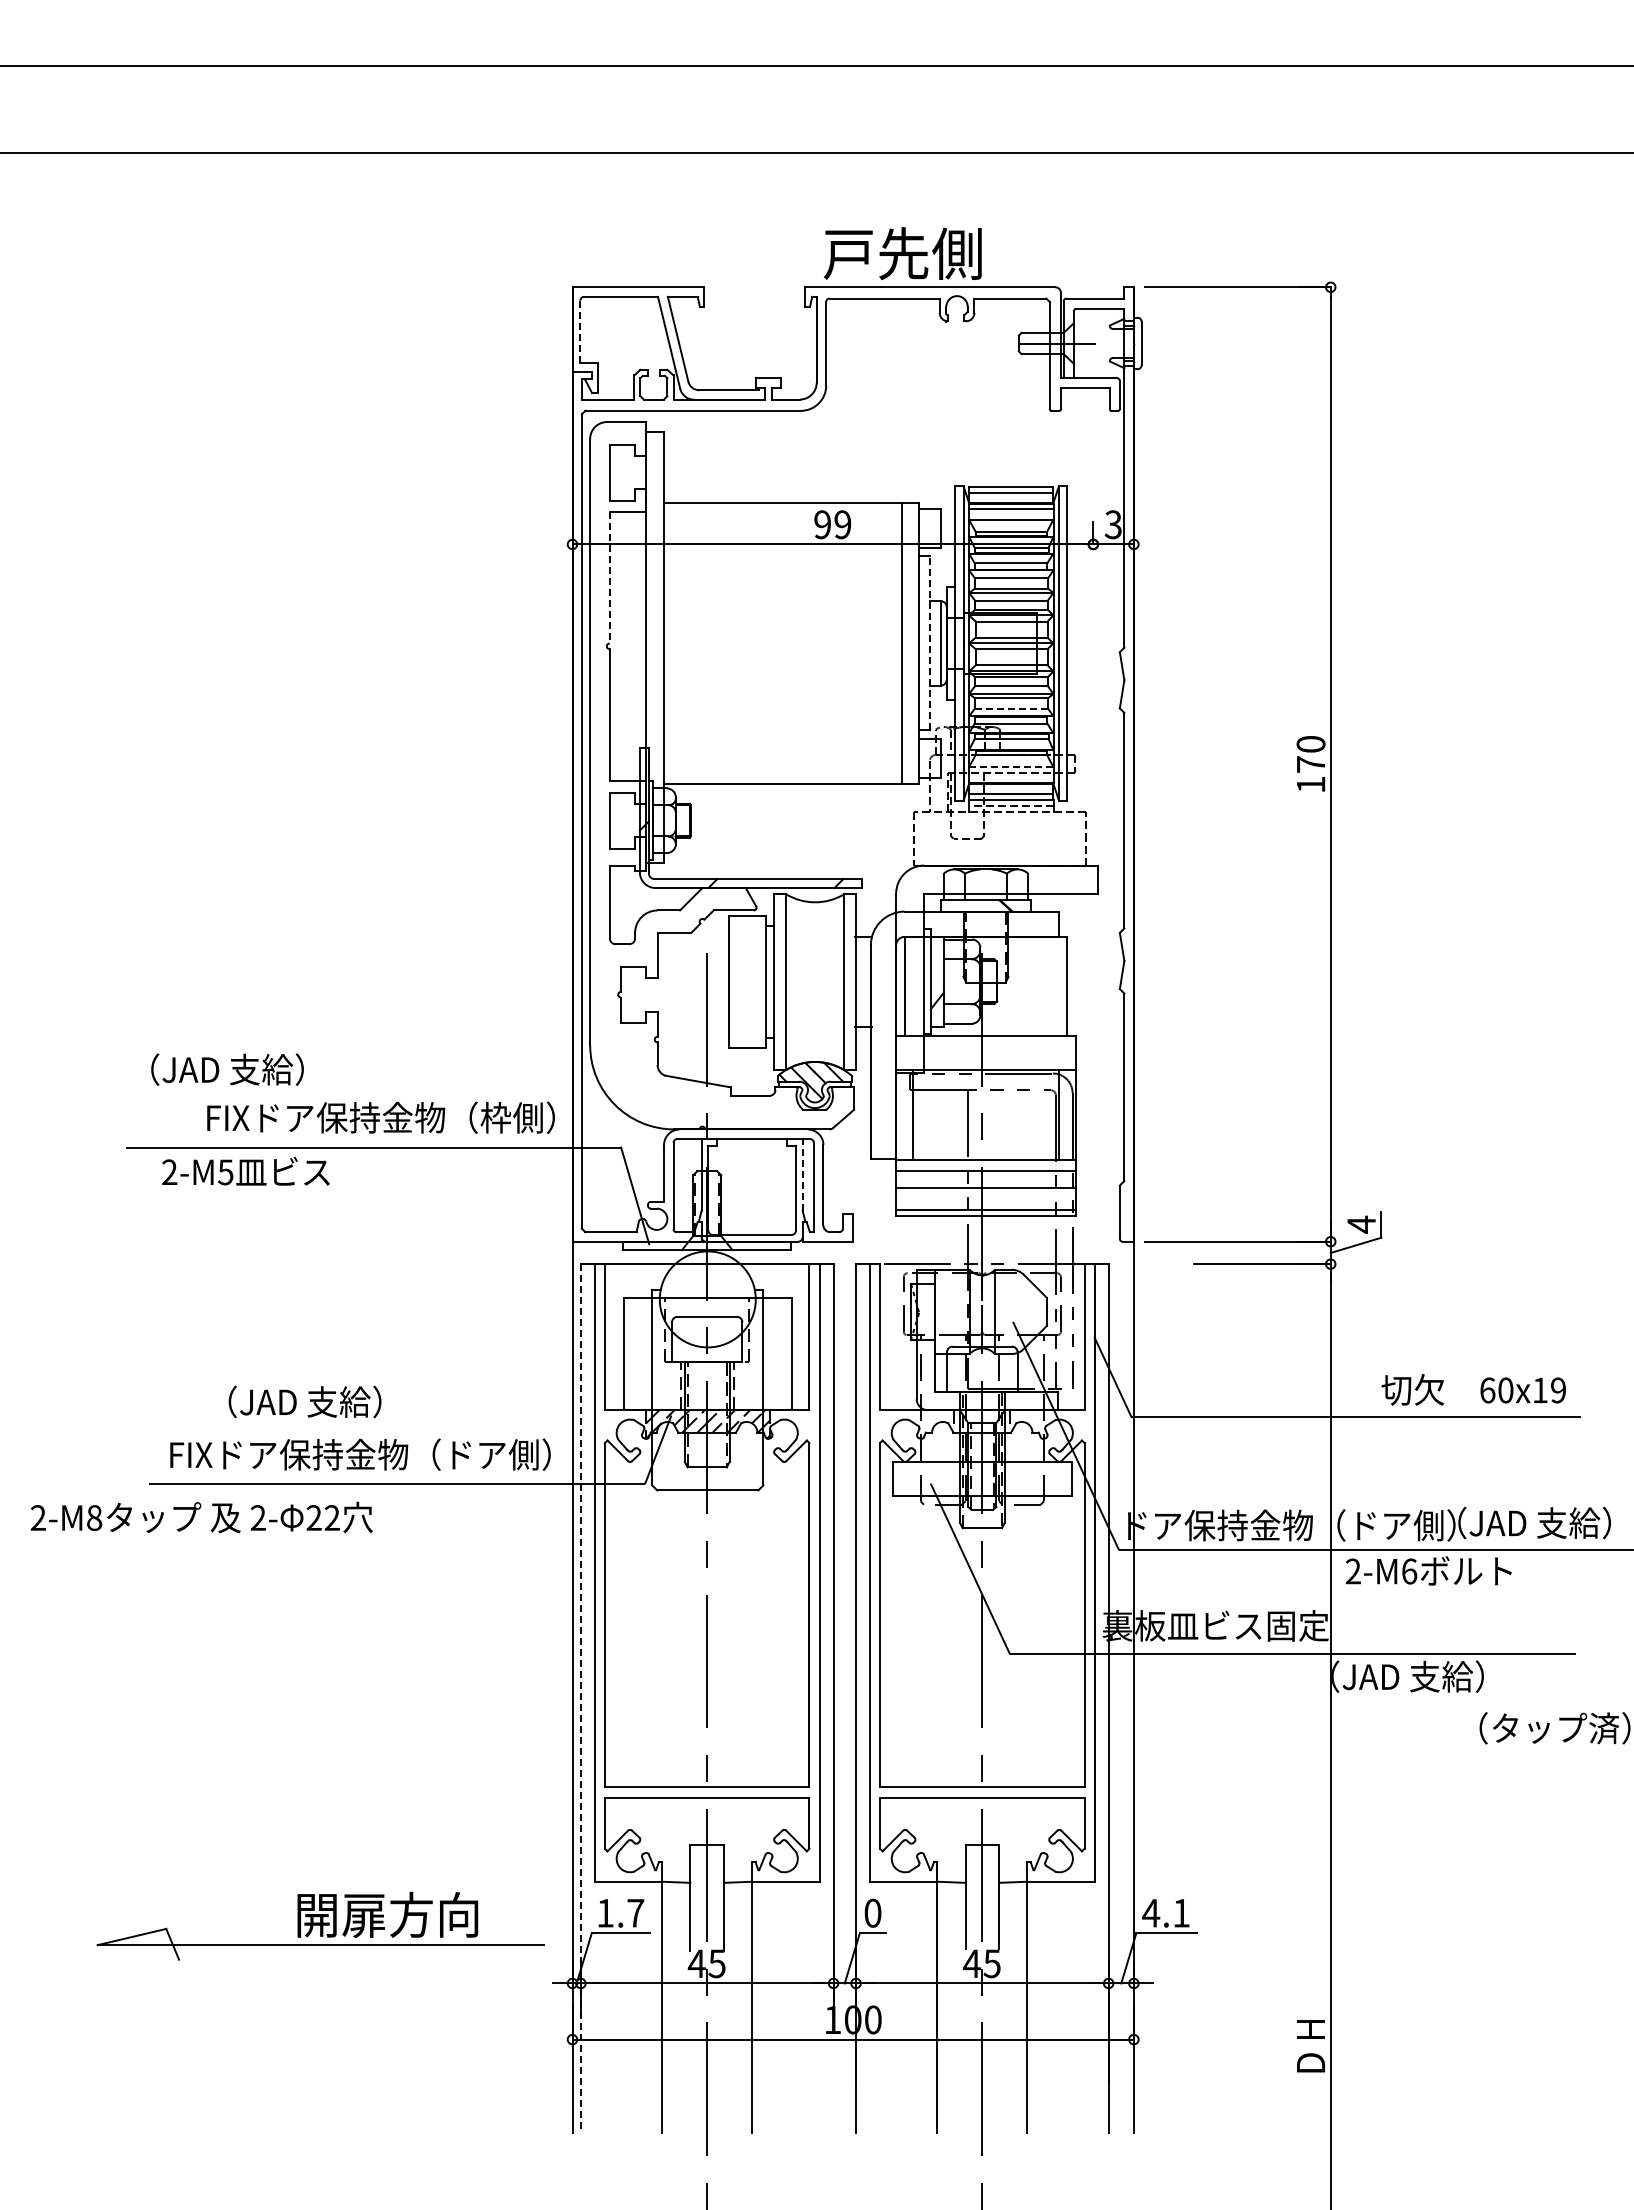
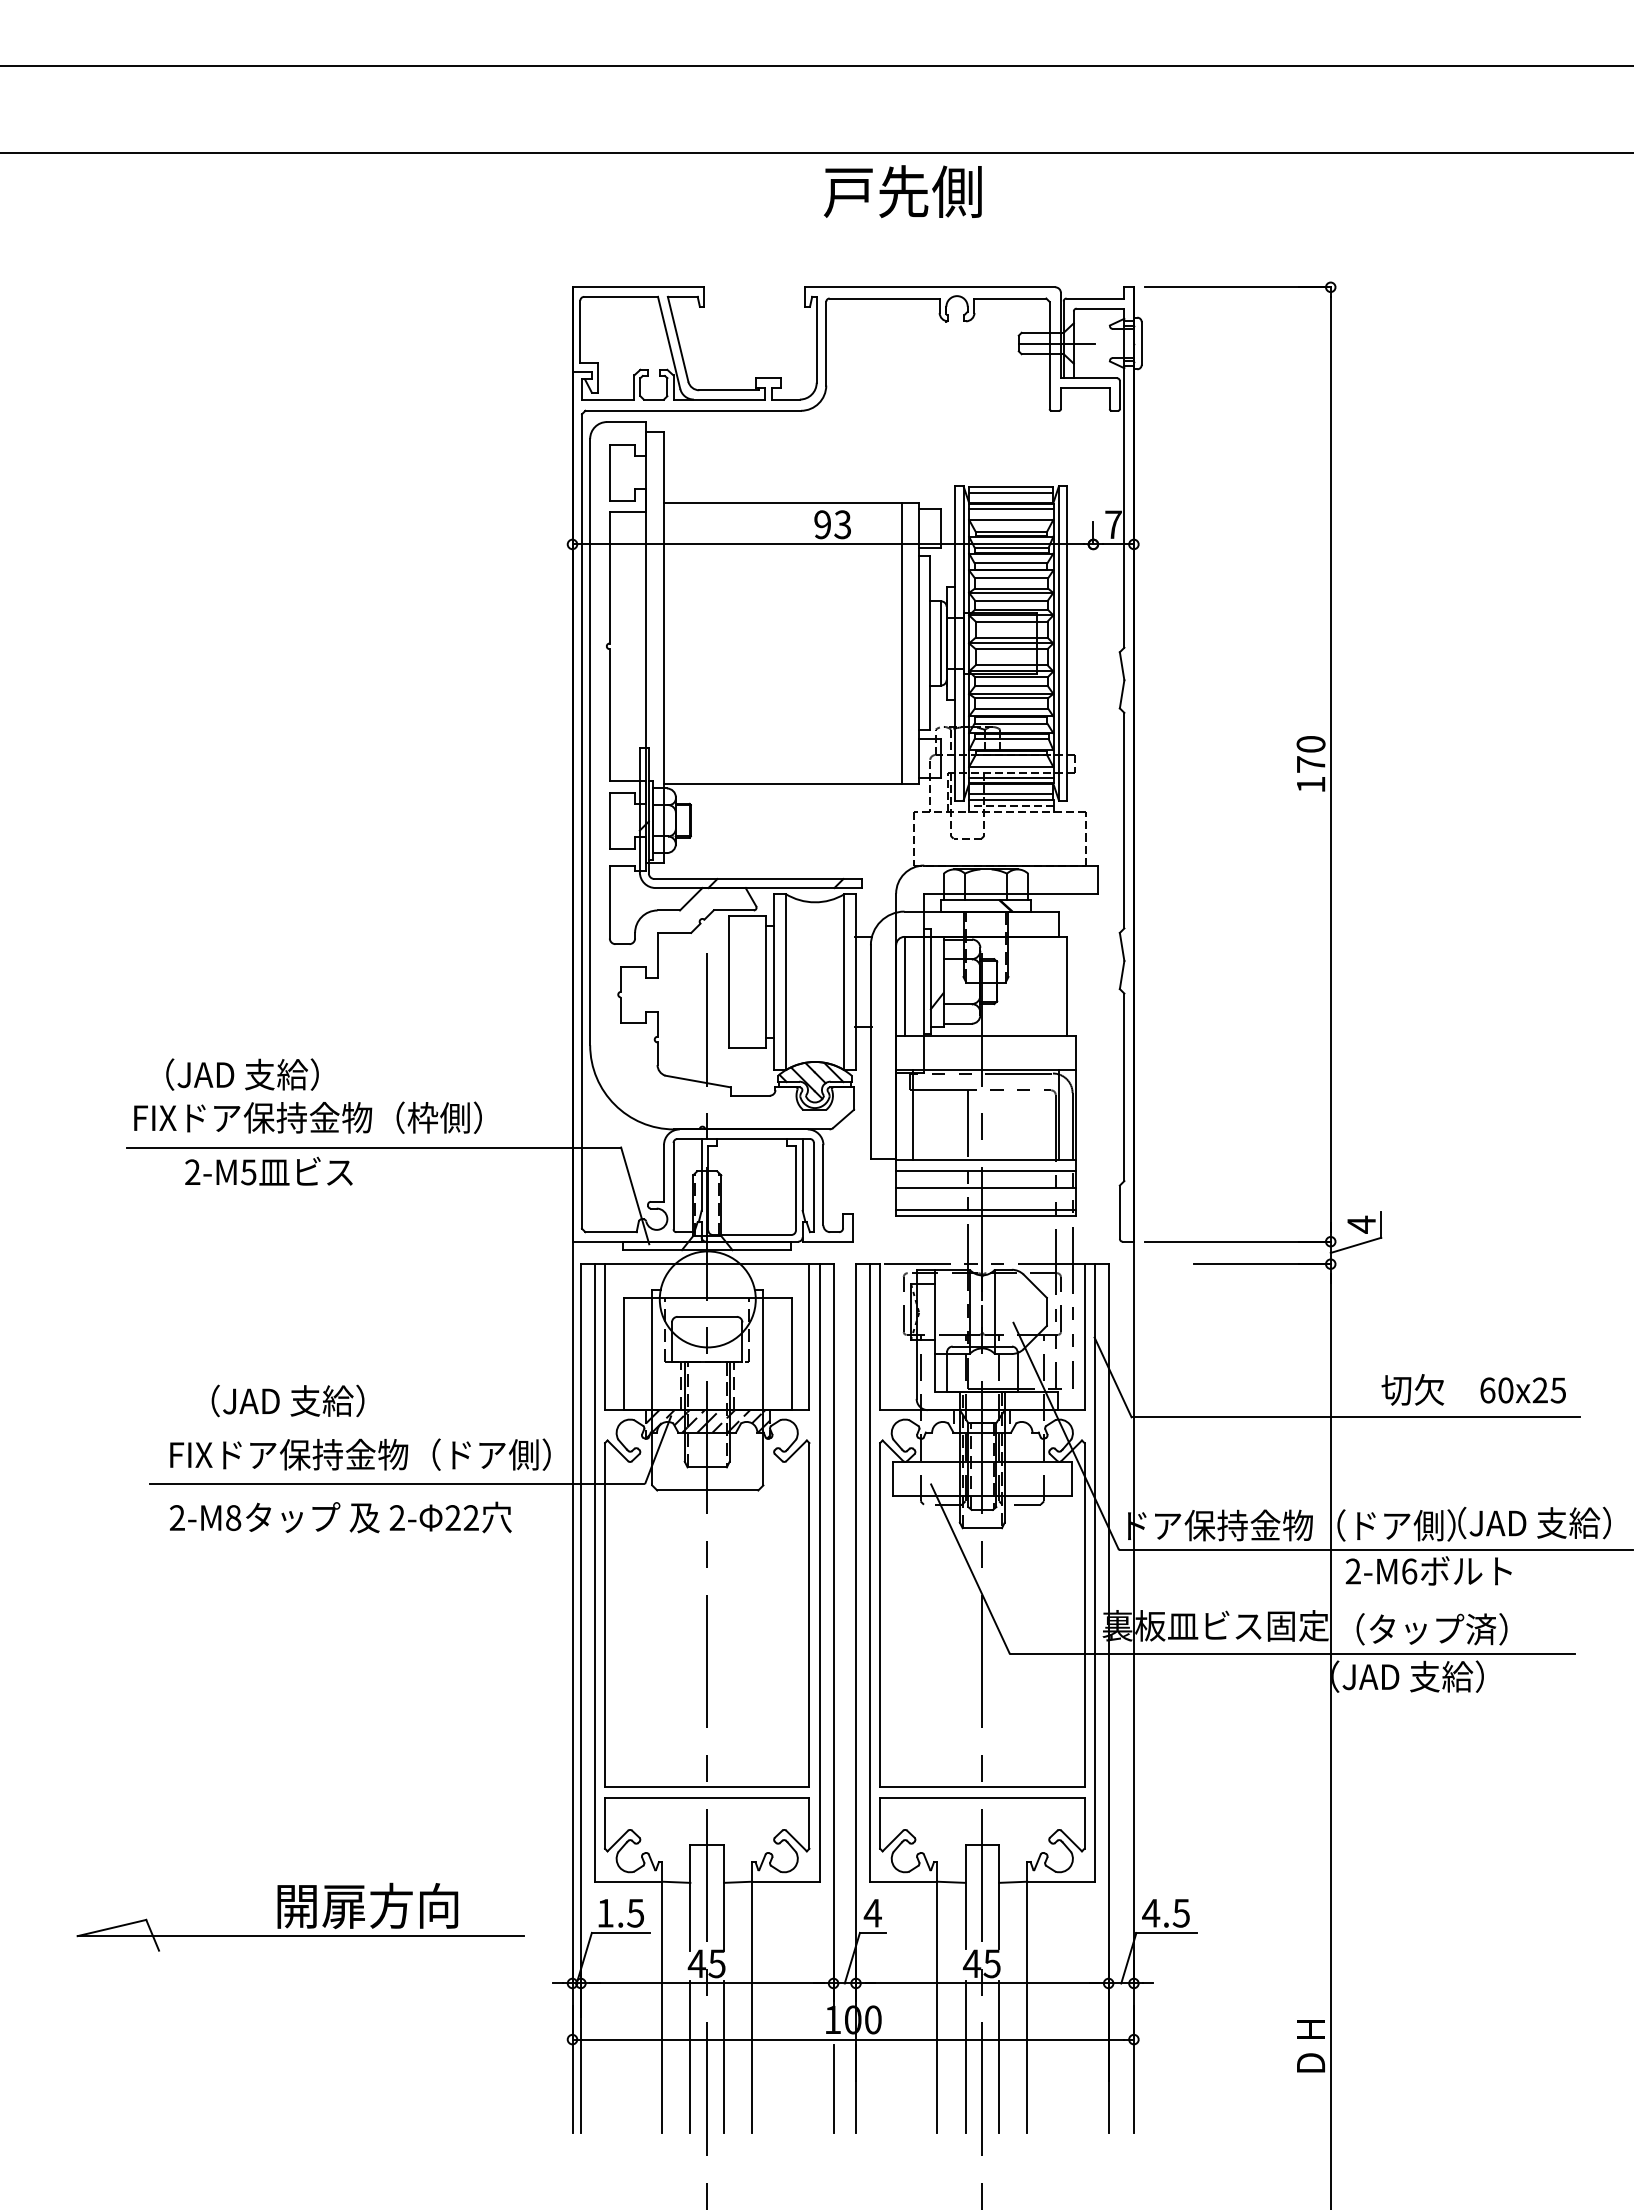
text position: (902, 253) -> (902, 191) (902, 191)
line: dashed -> solid (580, 331)
text: 99 -> 93 (842, 524)
text: 3 -> 7 (1112, 524)
line: dashed -> solid (609, 577)
line: dashed -> solid (929, 642)
line: dashed -> solid (1011, 708)
line: dashed -> solid (1010, 766)
line: none -> present (1011, 778)
text position: (227, 1069) -> (242, 1074) (242, 1074)
text position: (380, 1117) -> (307, 1117) (307, 1117)
text position: (245, 1170) -> (268, 1170) (268, 1170)
line: dashed -> solid (802, 1174)
text: 60x19 -> 60x25 (1548, 1390)
text position: (304, 1401) -> (287, 1400) (287, 1400)
text position: (201, 1517) -> (340, 1517) (340, 1517)
line: dashed -> solid (580, 1699)
text position: (1554, 1728) -> (1431, 1629) (1431, 1629)
text: 0 -> 4 (872, 1912)
text: 1.7 -> 1.5 (635, 1913)
text: 4.1 -> 4.5 (1180, 1913)
part position: (320, 1925) -> (300, 1916) (300, 1916)
line: none -> present (690, 2056)
line: none -> present (724, 2056)
line: none -> present (965, 2056)
line: none -> present (999, 2056)
line: none -> present (833, 2088)
